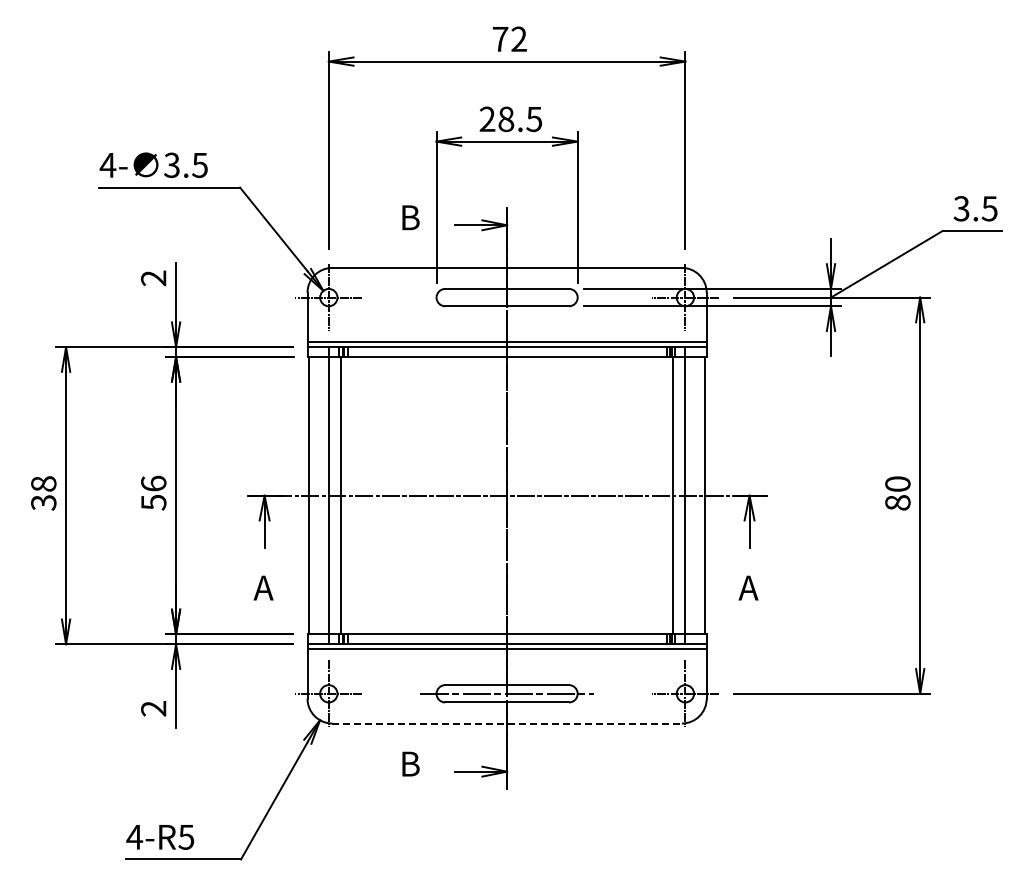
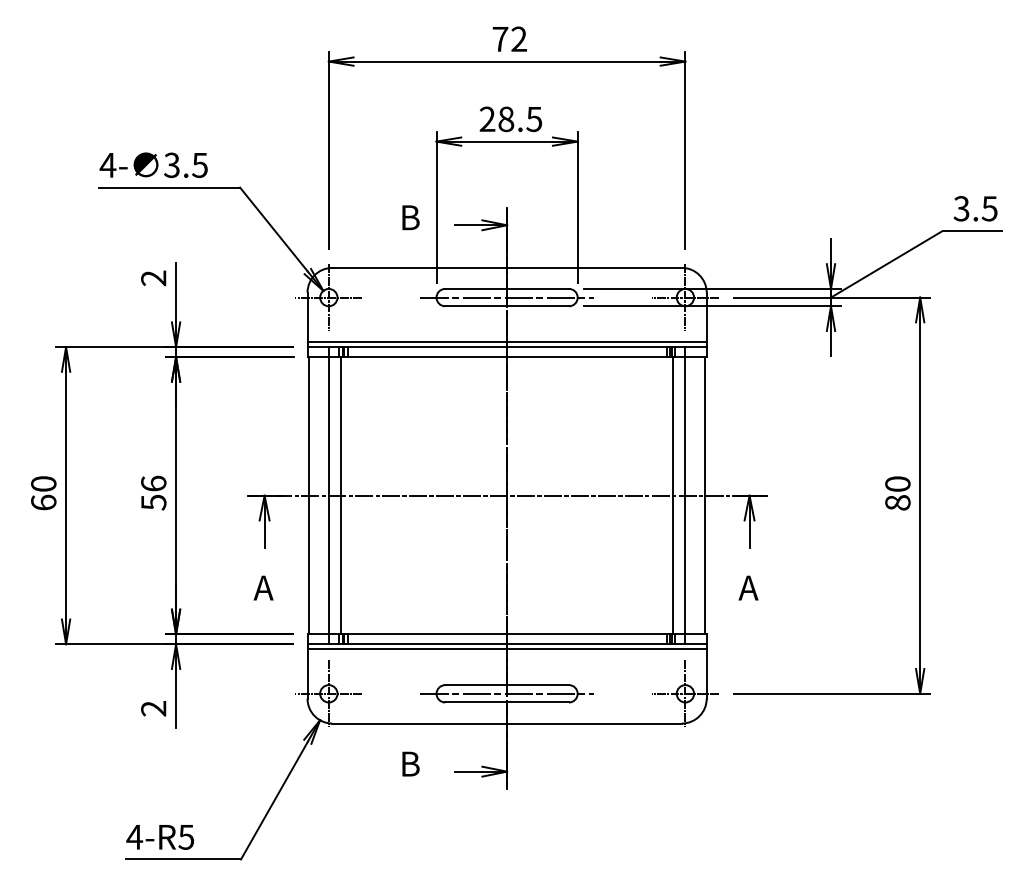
line: none -> present (506, 297)
text: 38 -> 60 (43, 493)
line: dashed -> solid (507, 723)
